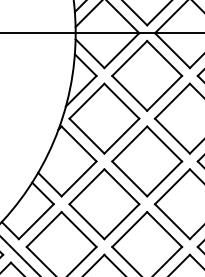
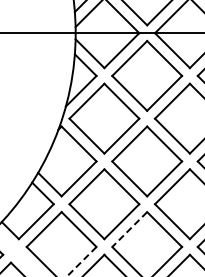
line: solid -> dashed (129, 229)
line: present -> none (20, 255)
line: solid -> dashed (81, 262)
